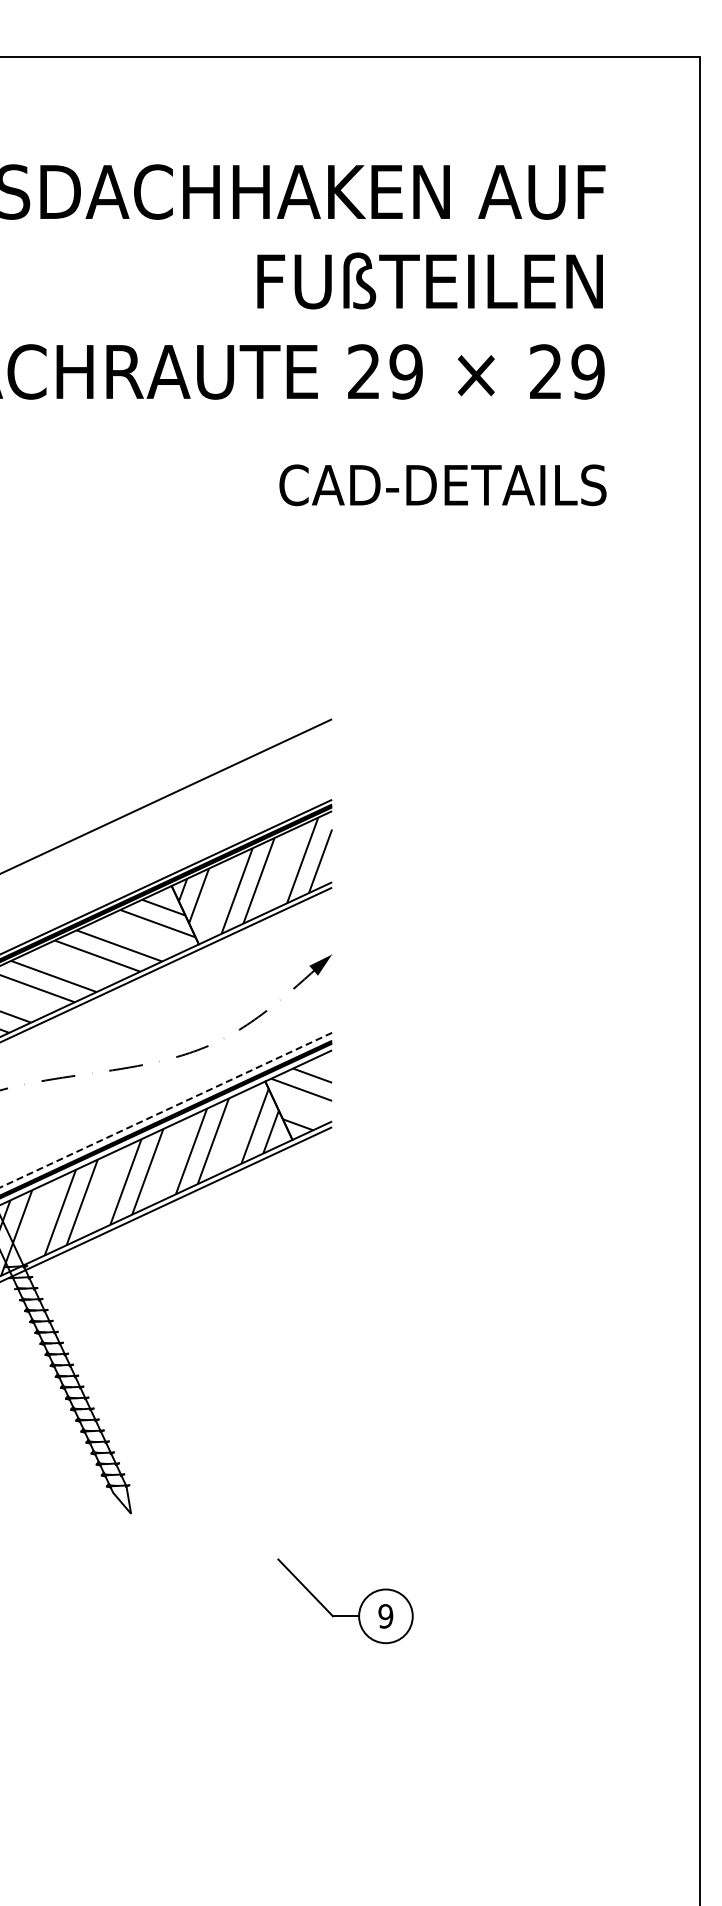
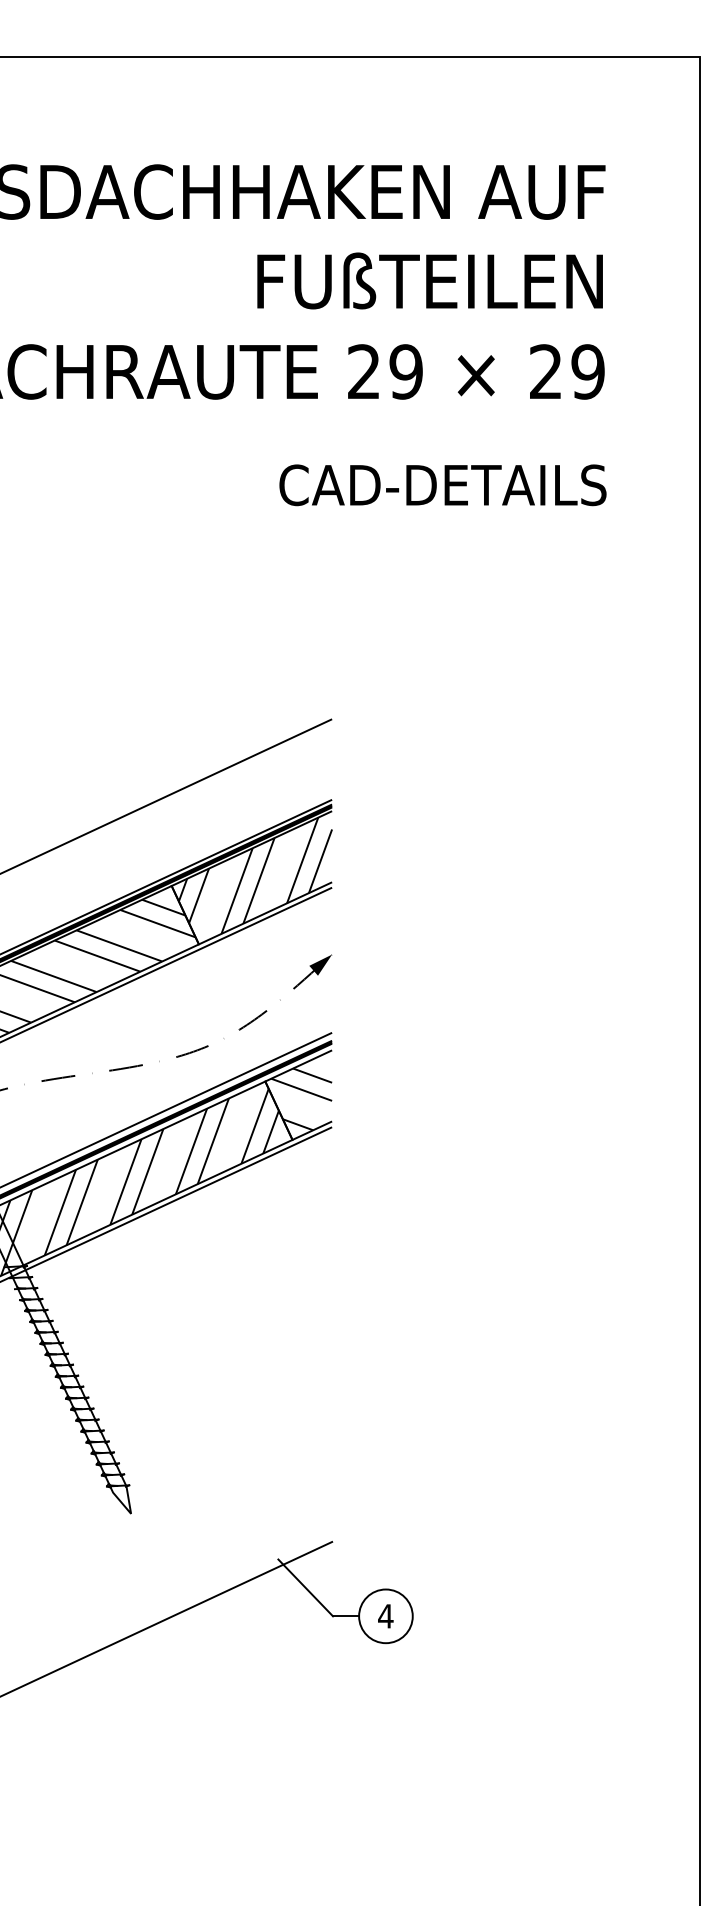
line: dashed -> solid (166, 1110)
text: 9 -> 4 (385, 1616)
line: none -> present (167, 1618)
